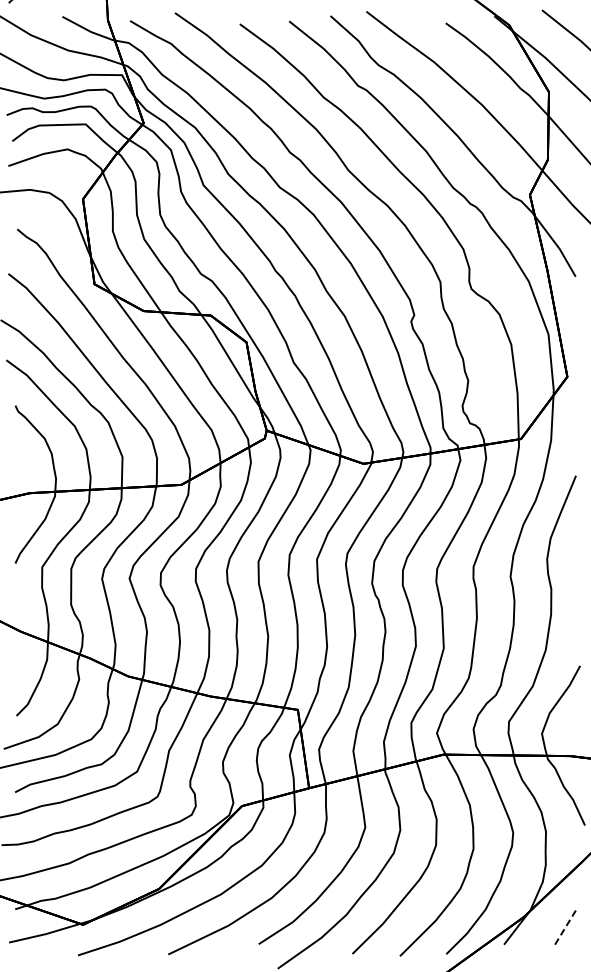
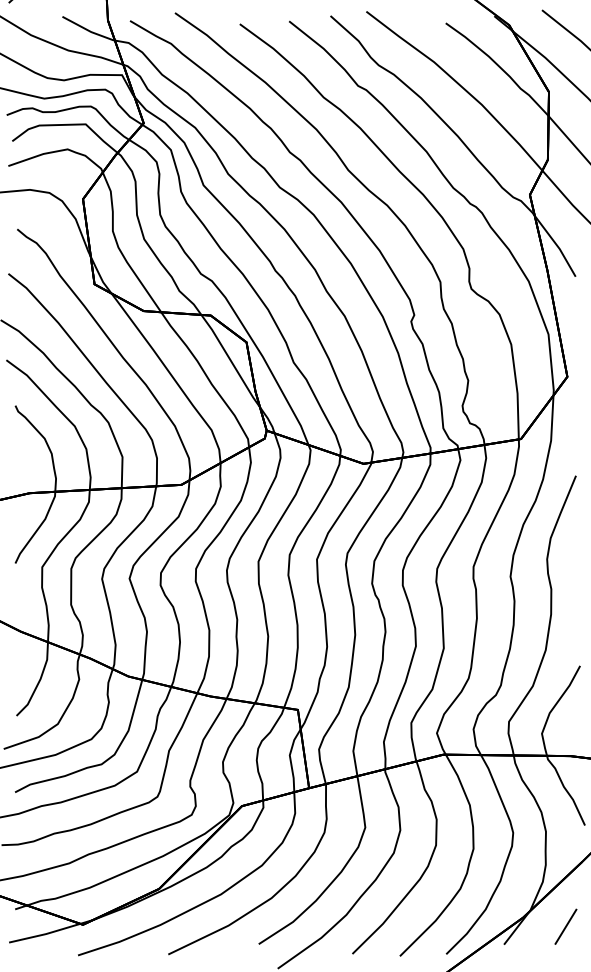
line: dashed -> solid (565, 926)
